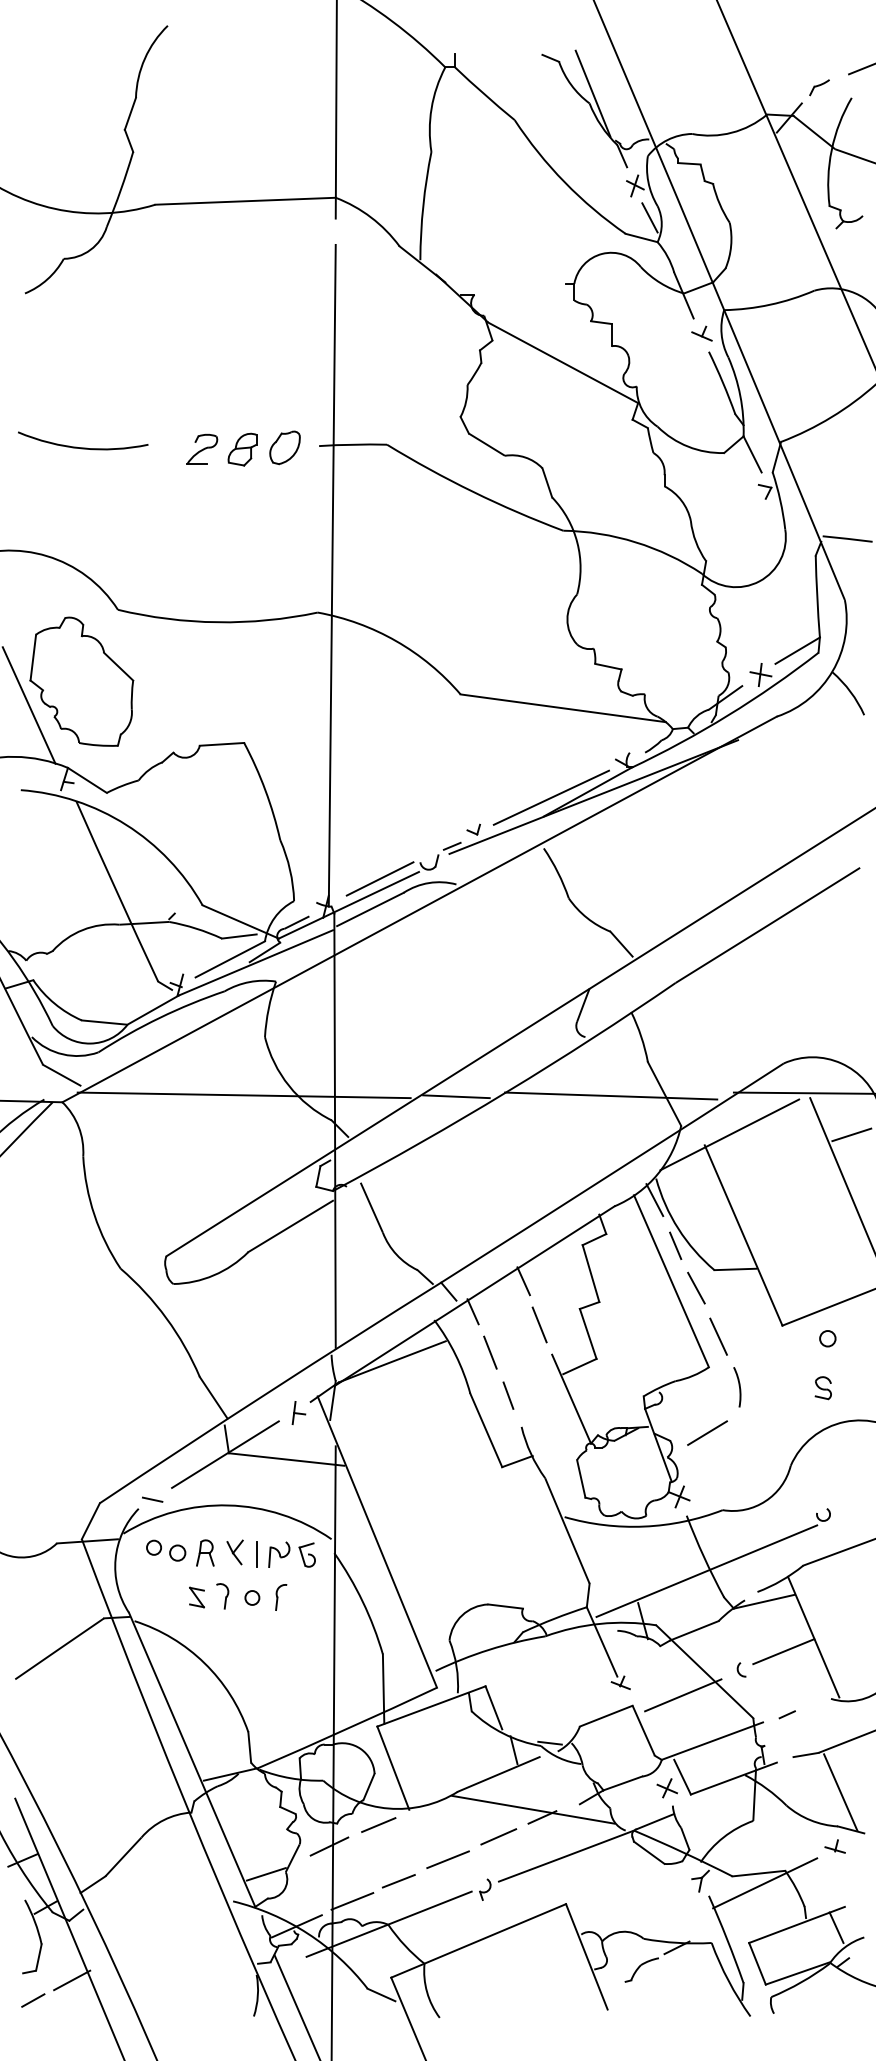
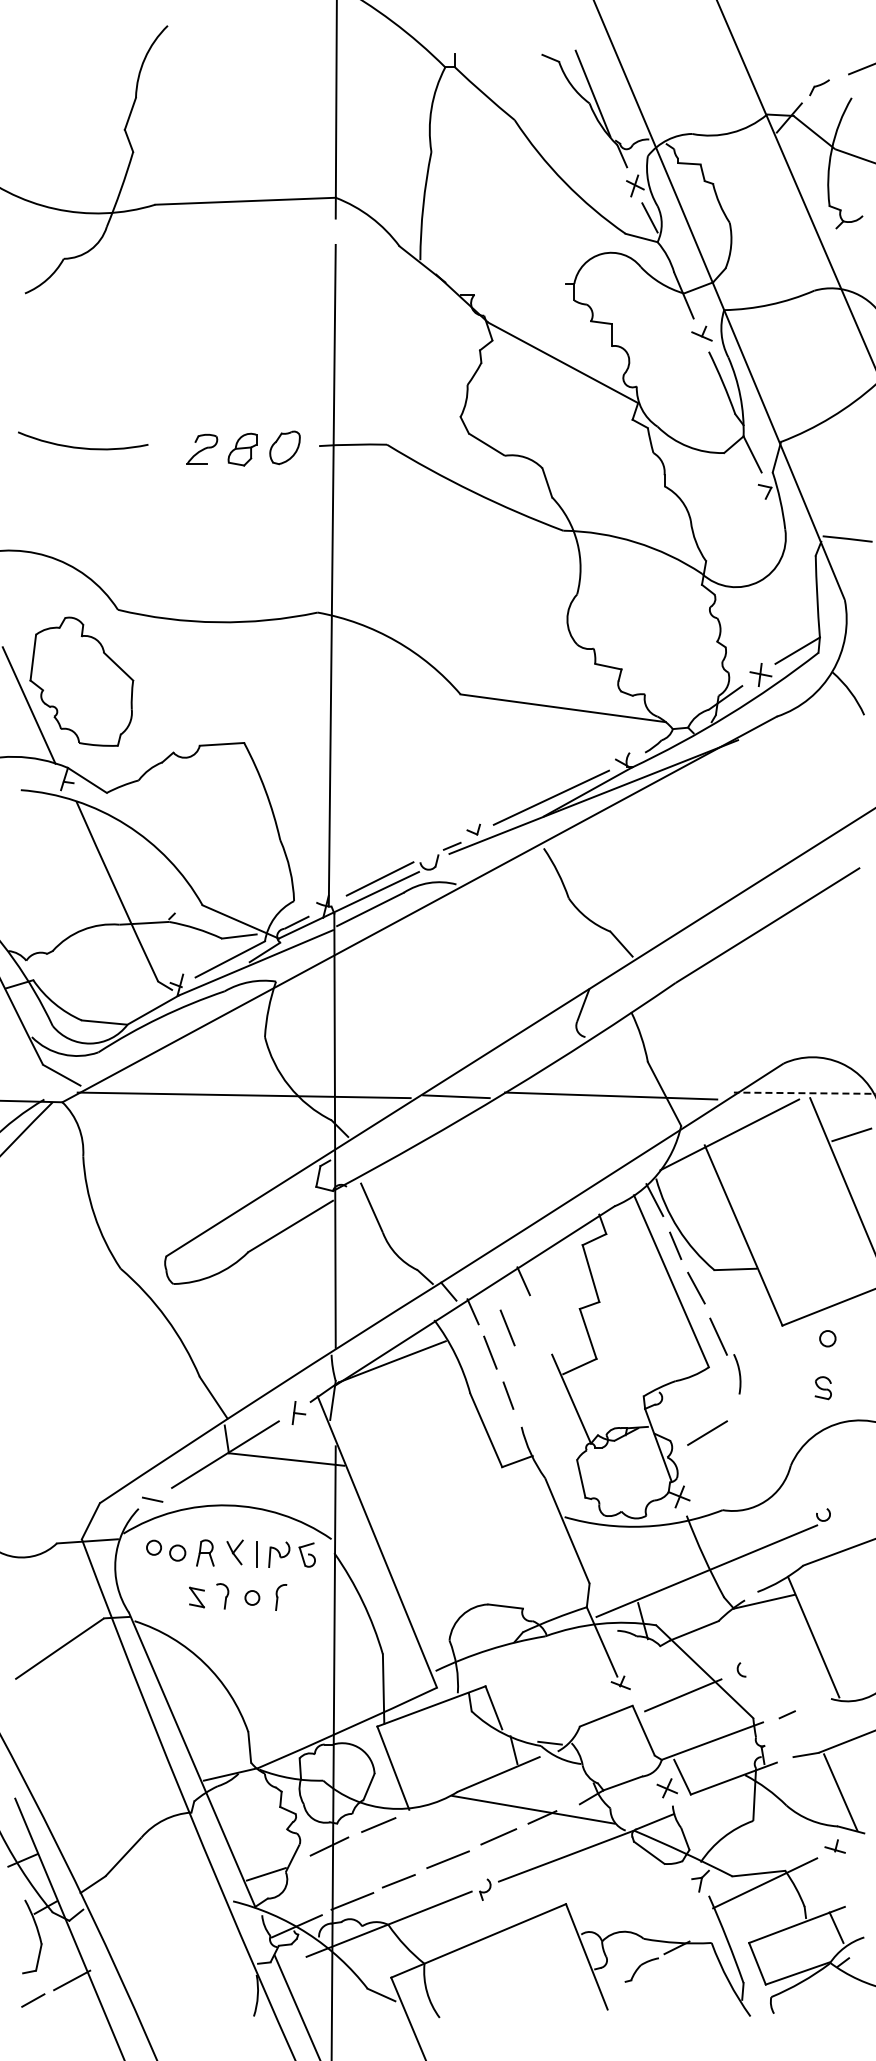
line: solid -> dashed (804, 1093)
line position: (539, 1324) -> (507, 1327) (507, 1327)
arc position: (739, 1387) -> (739, 1374) (739, 1374)
line: present -> none (783, 1651)
